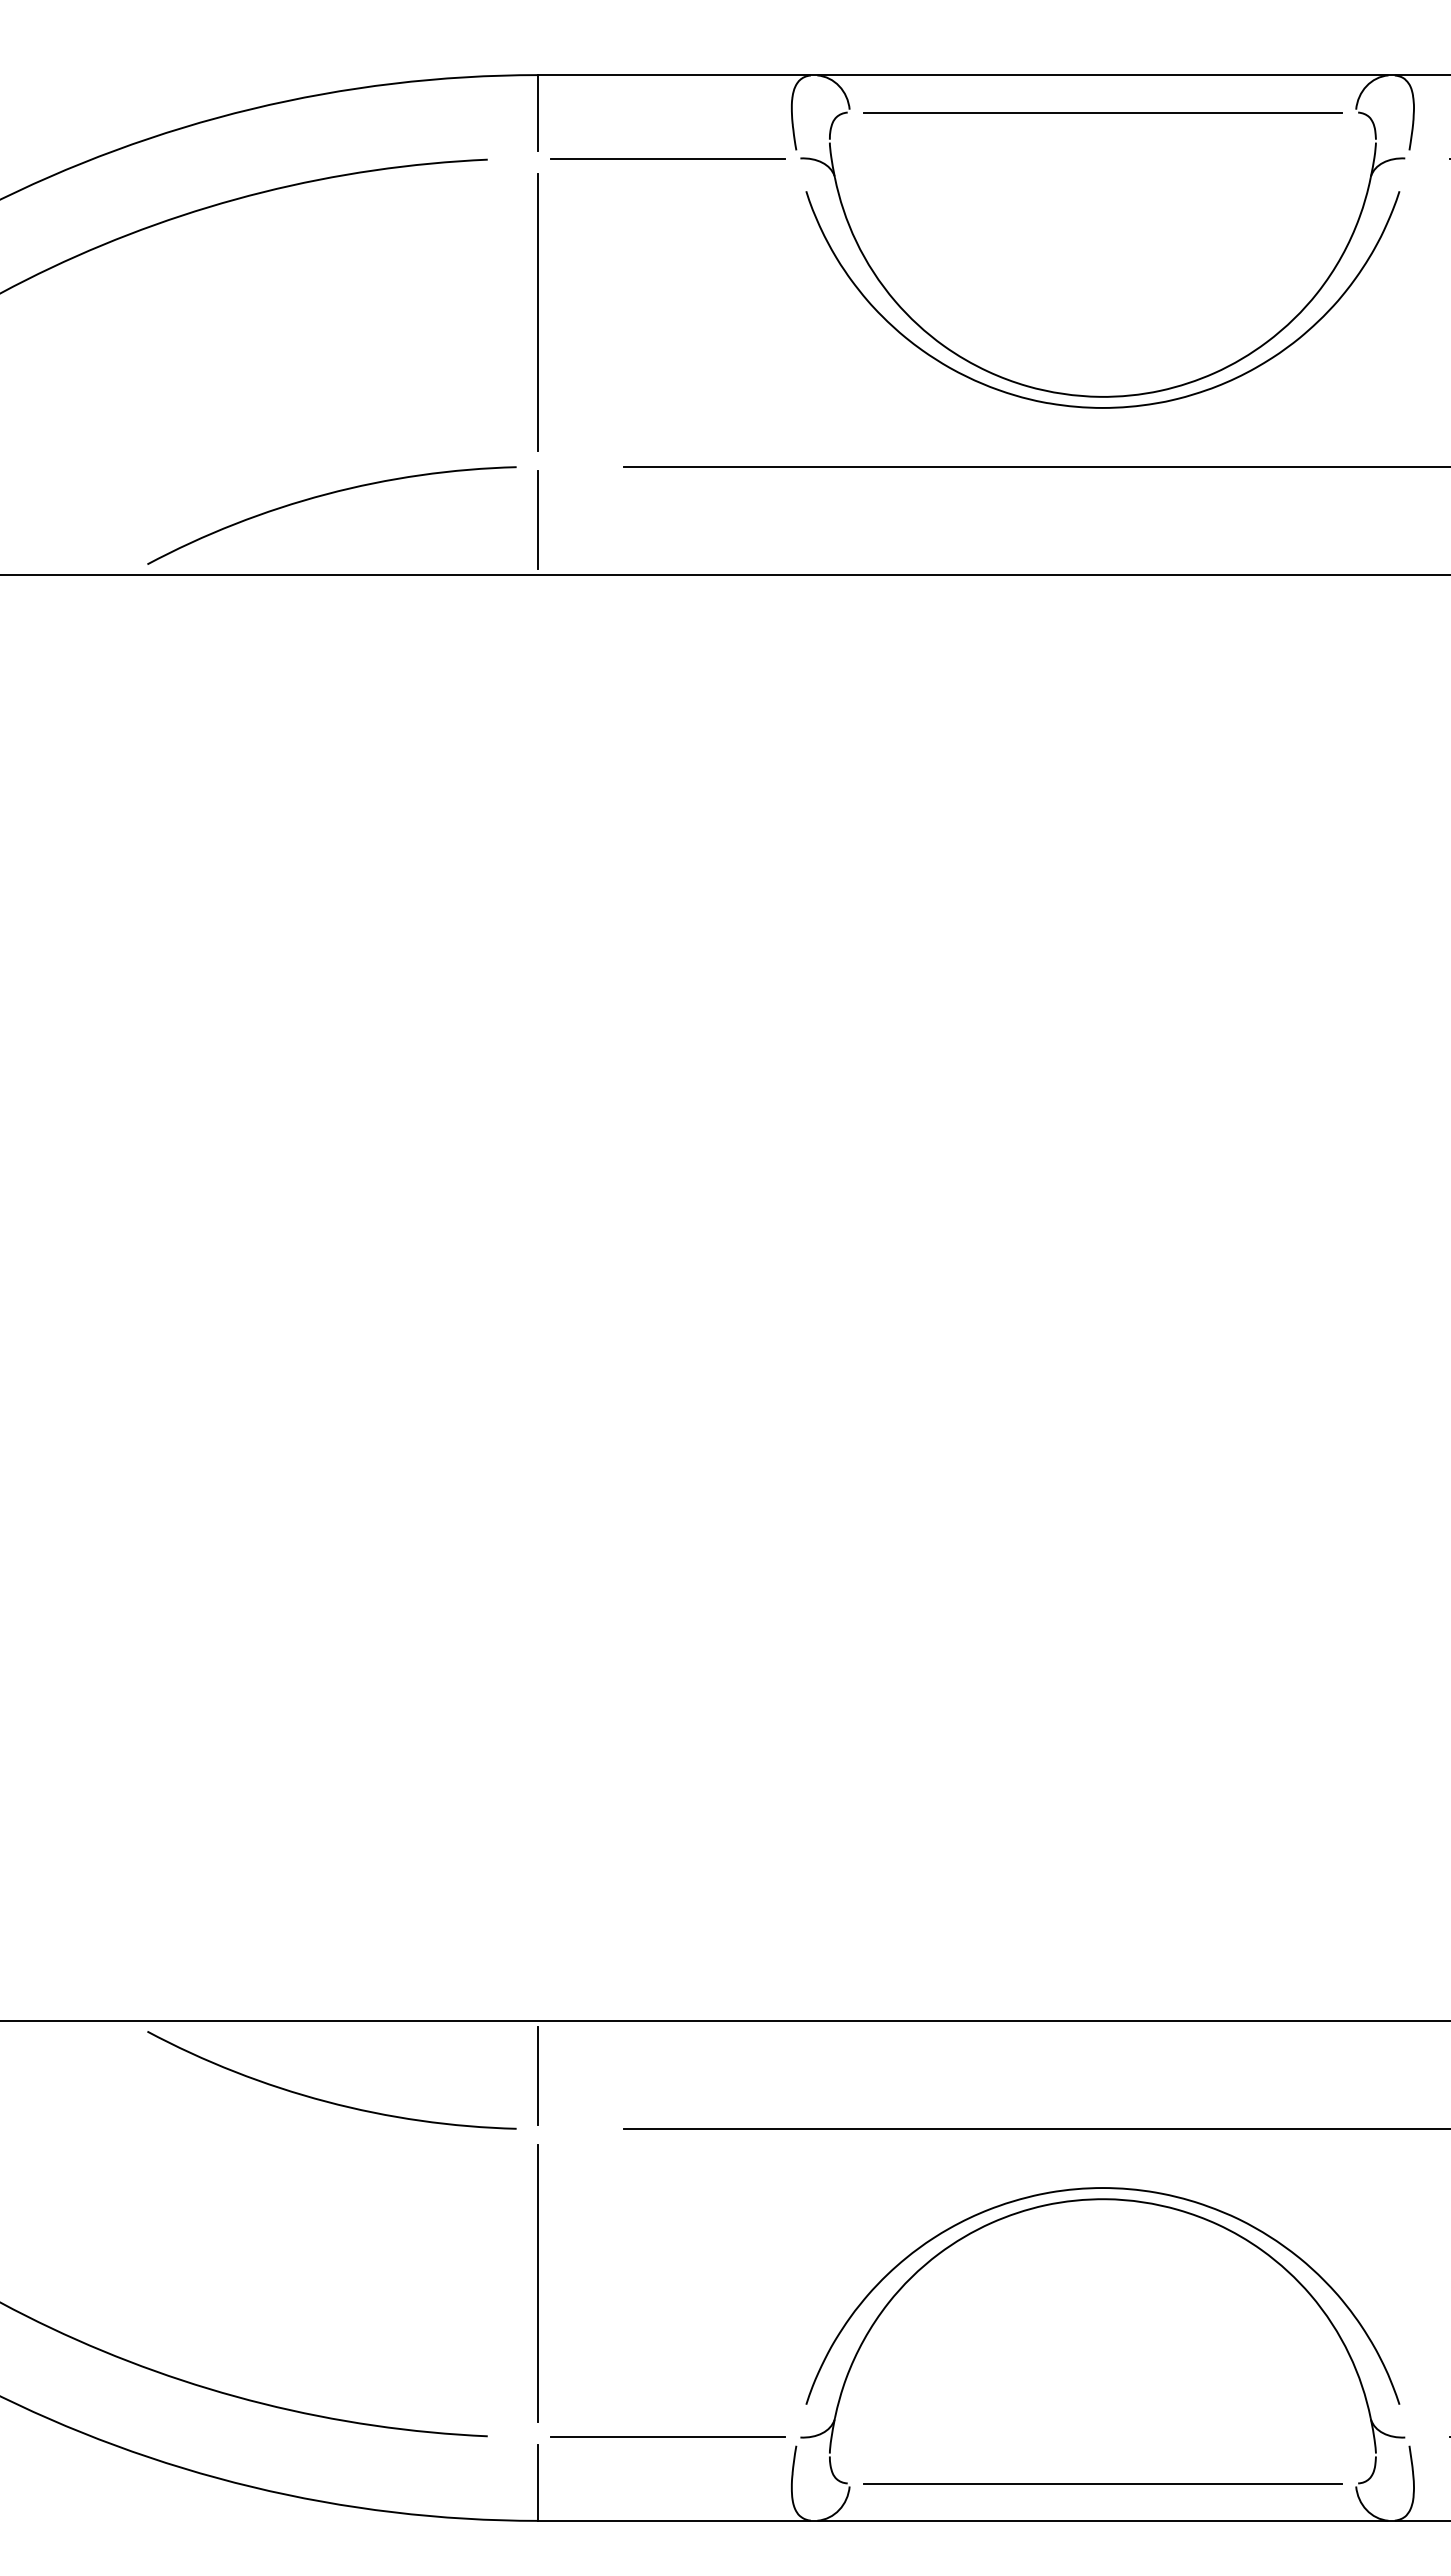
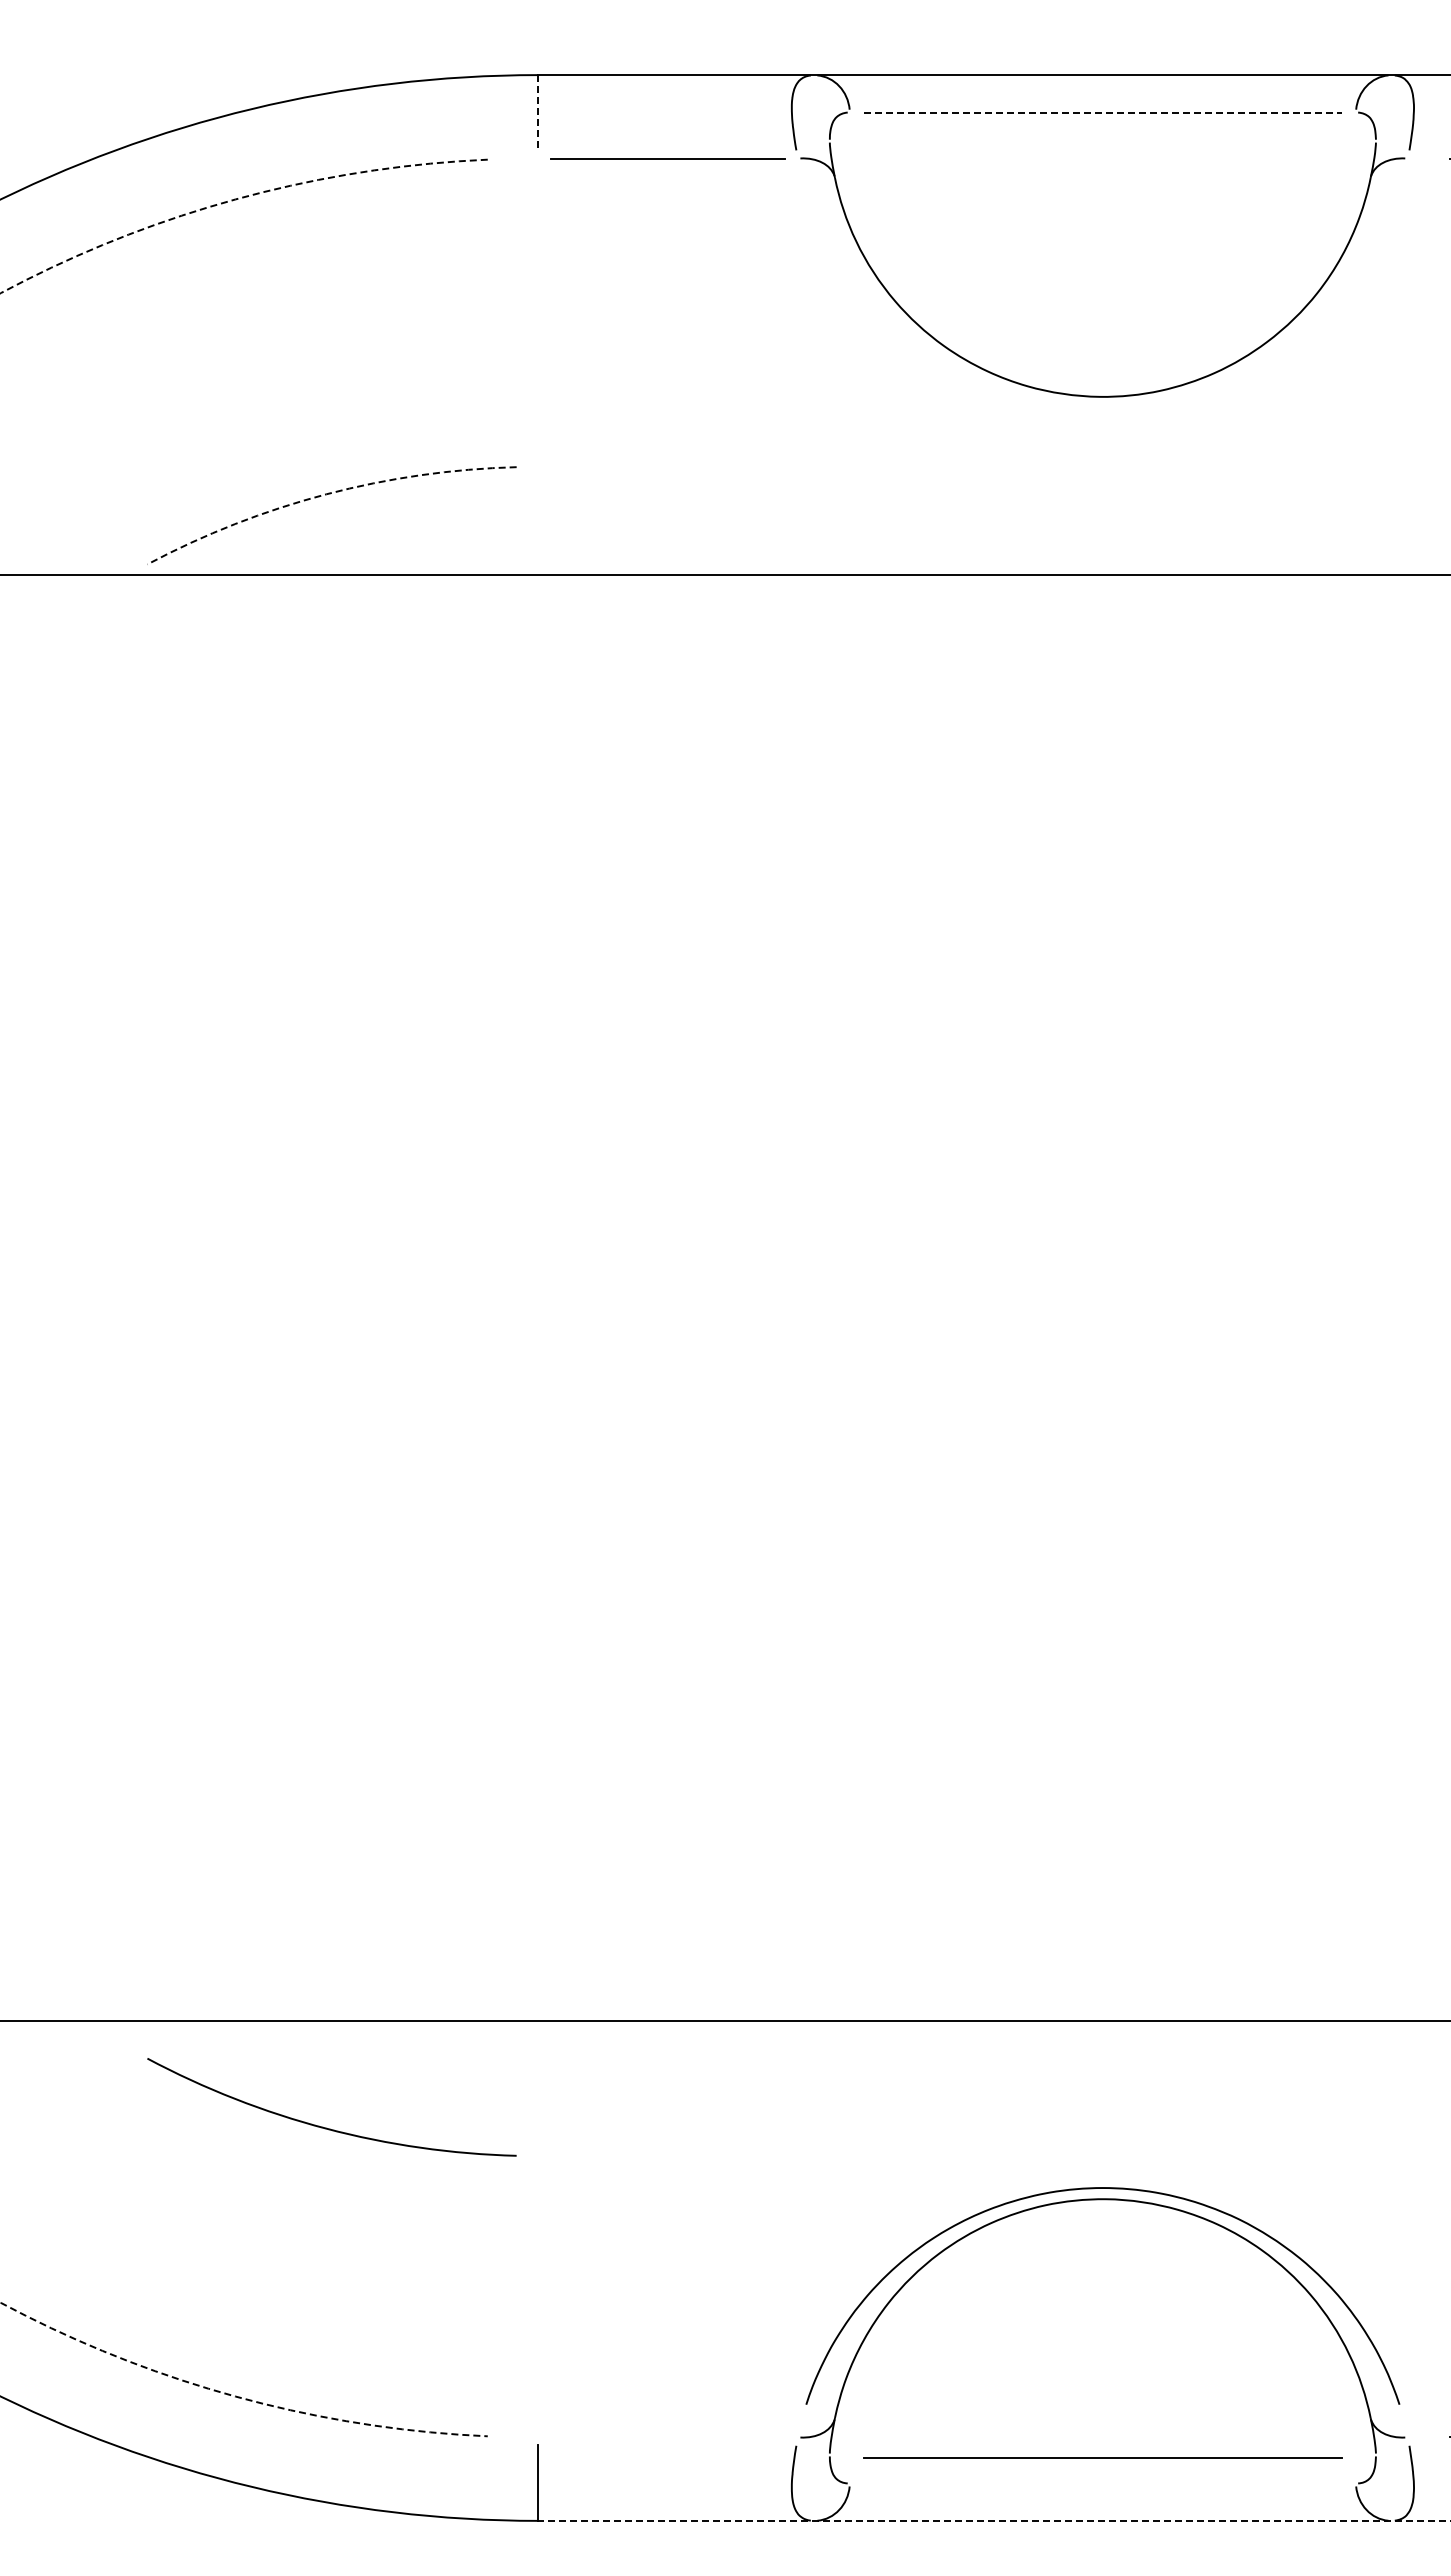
line: solid -> dashed (1103, 112)
line: solid -> dashed (538, 113)
arc: solid -> dashed (234, 199)
line: present -> none (538, 312)
curve: present -> none (1093, 406)
line: present -> none (1035, 466)
arc: solid -> dashed (326, 494)
line: present -> none (538, 519)
line: present -> none (538, 2075)
arc position: (323, 2099) -> (323, 2126) (323, 2126)
line: present -> none (1035, 2129)
line: present -> none (538, 2283)
arc: solid -> dashed (235, 2396)
line: present -> none (667, 2437)
line position: (1102, 2483) -> (1102, 2457) (1102, 2457)
line: solid -> dashed (994, 2520)
